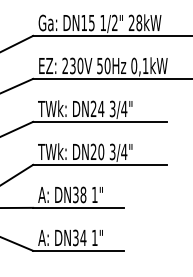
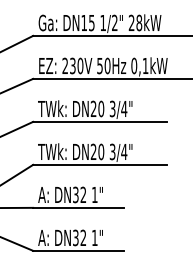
text: DN24 -> DN20 (101, 108)
text: DN38 -> DN32 (83, 194)
text: DN34 -> DN32 (83, 237)
